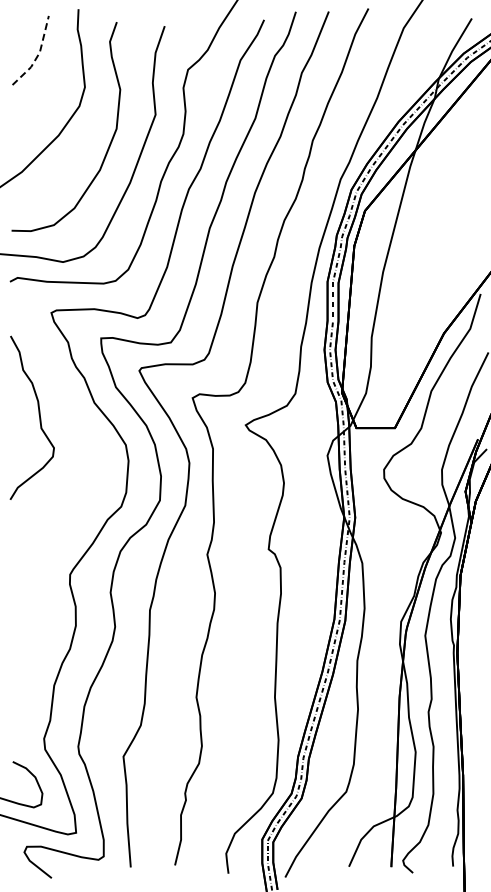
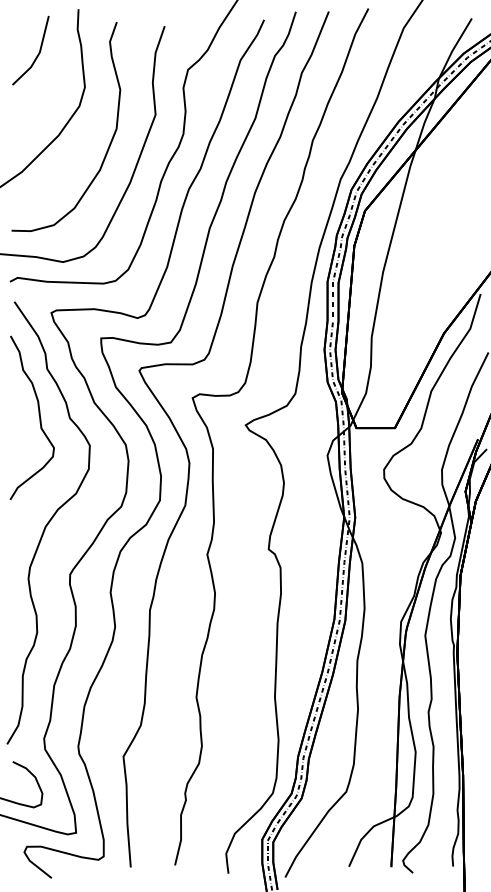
line: dashed -> solid (38, 54)
curve: none -> present (48, 522)
